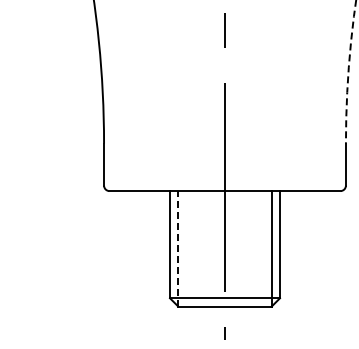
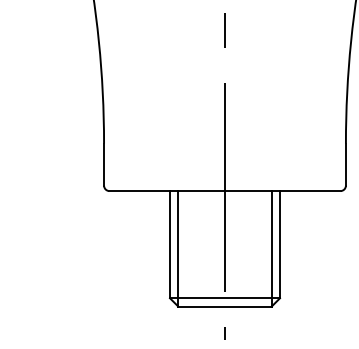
arc: dashed -> solid (348, 71)
line: dashed -> solid (178, 248)
